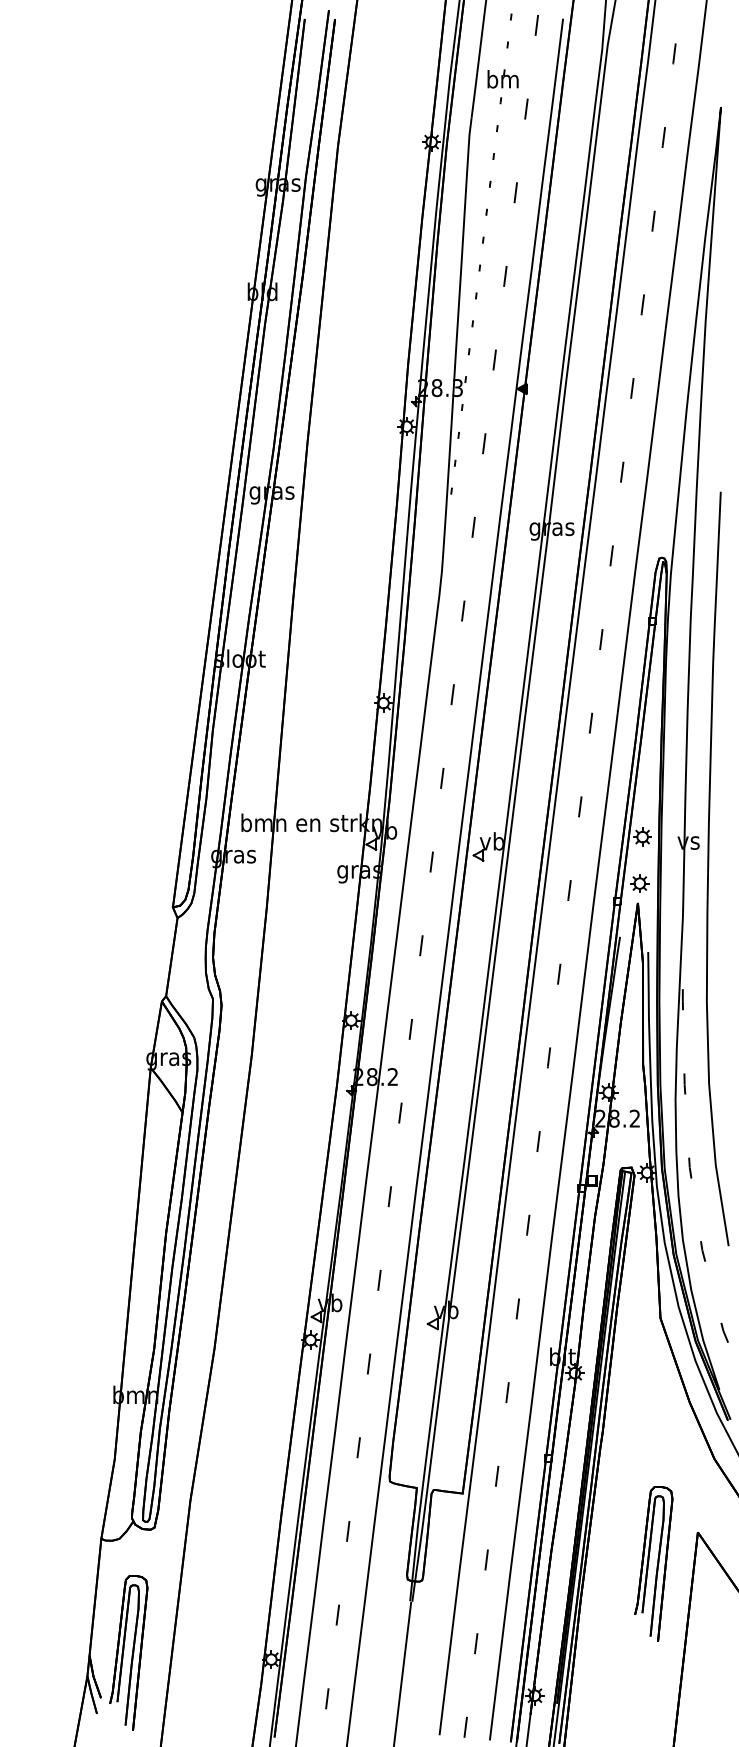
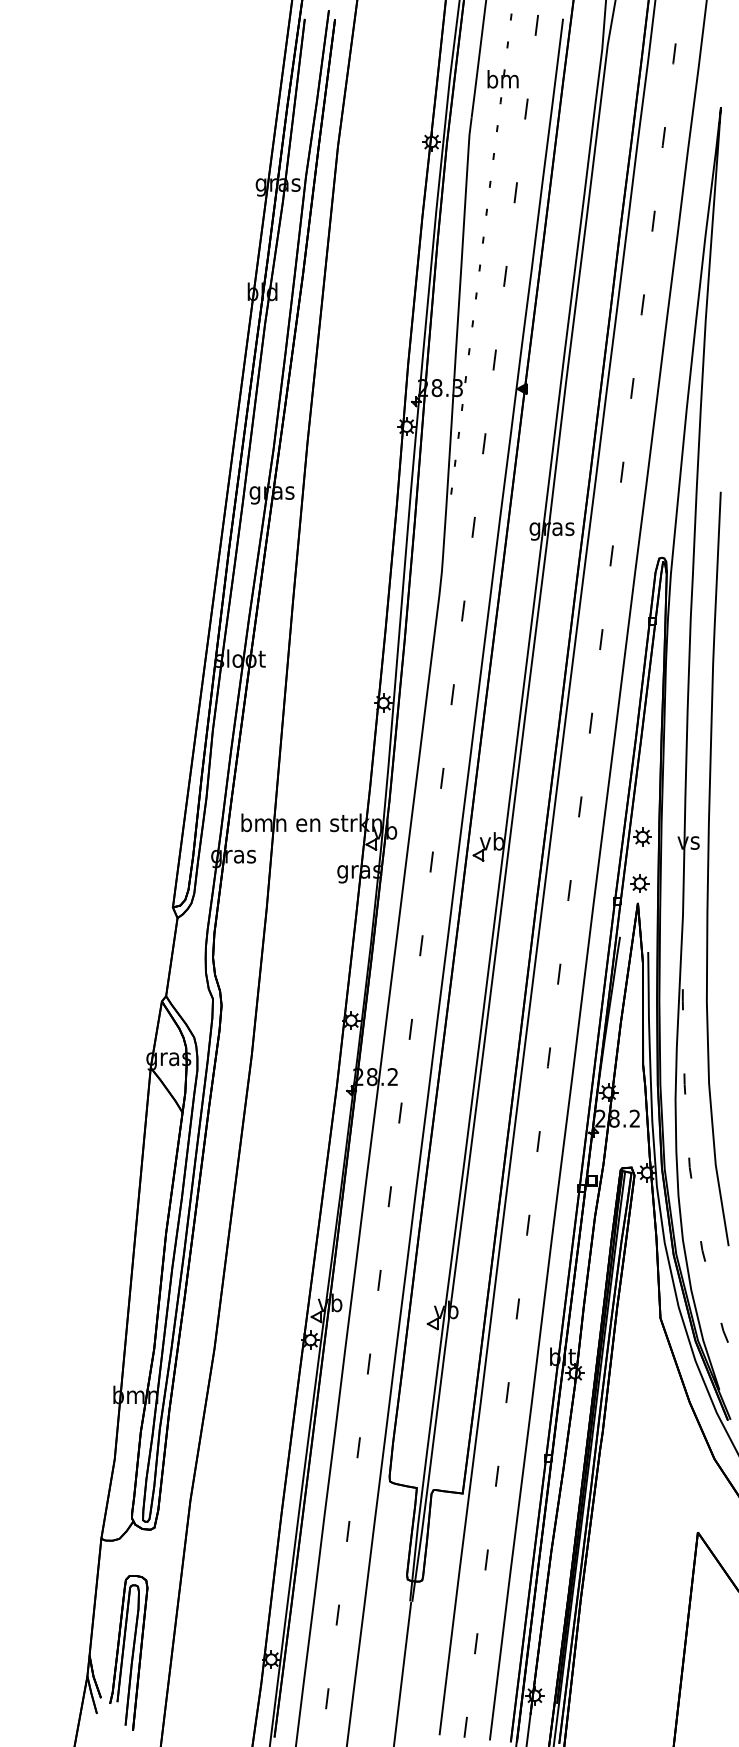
part: present -> none (653, 1563)
